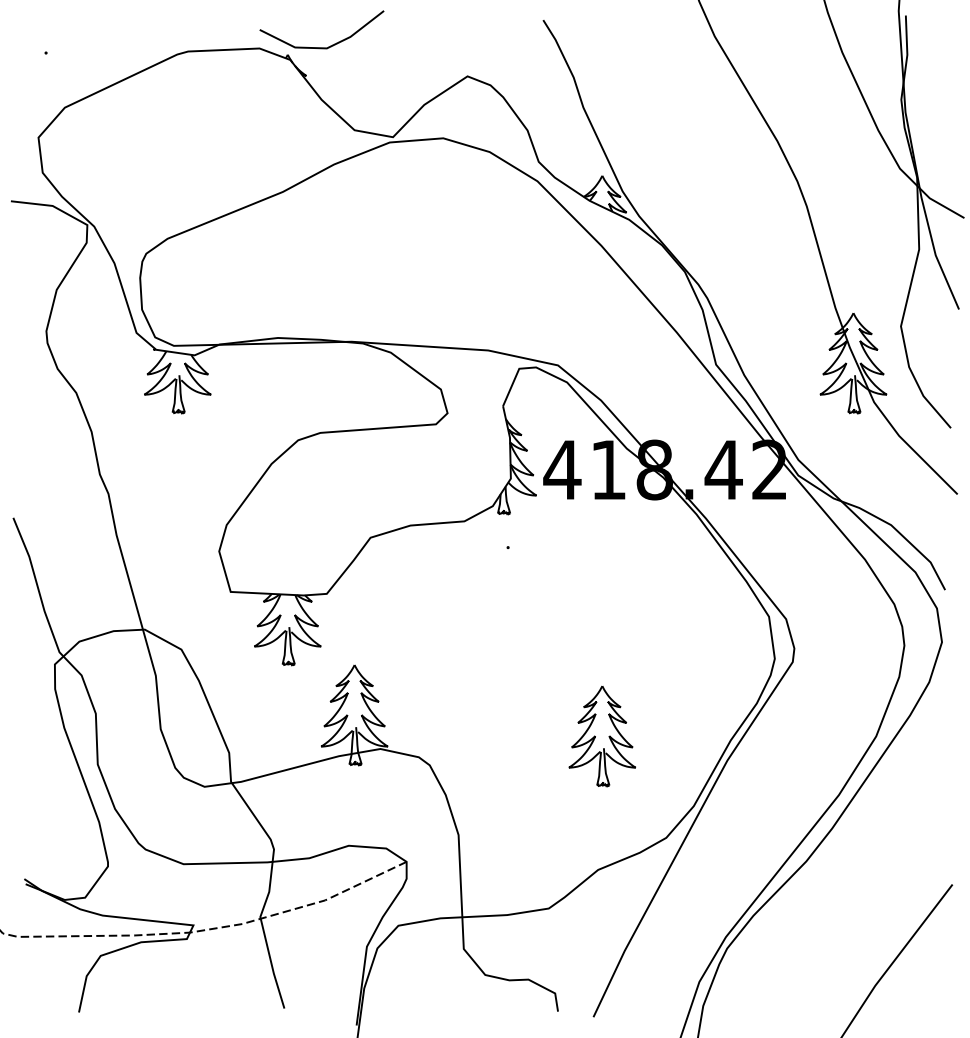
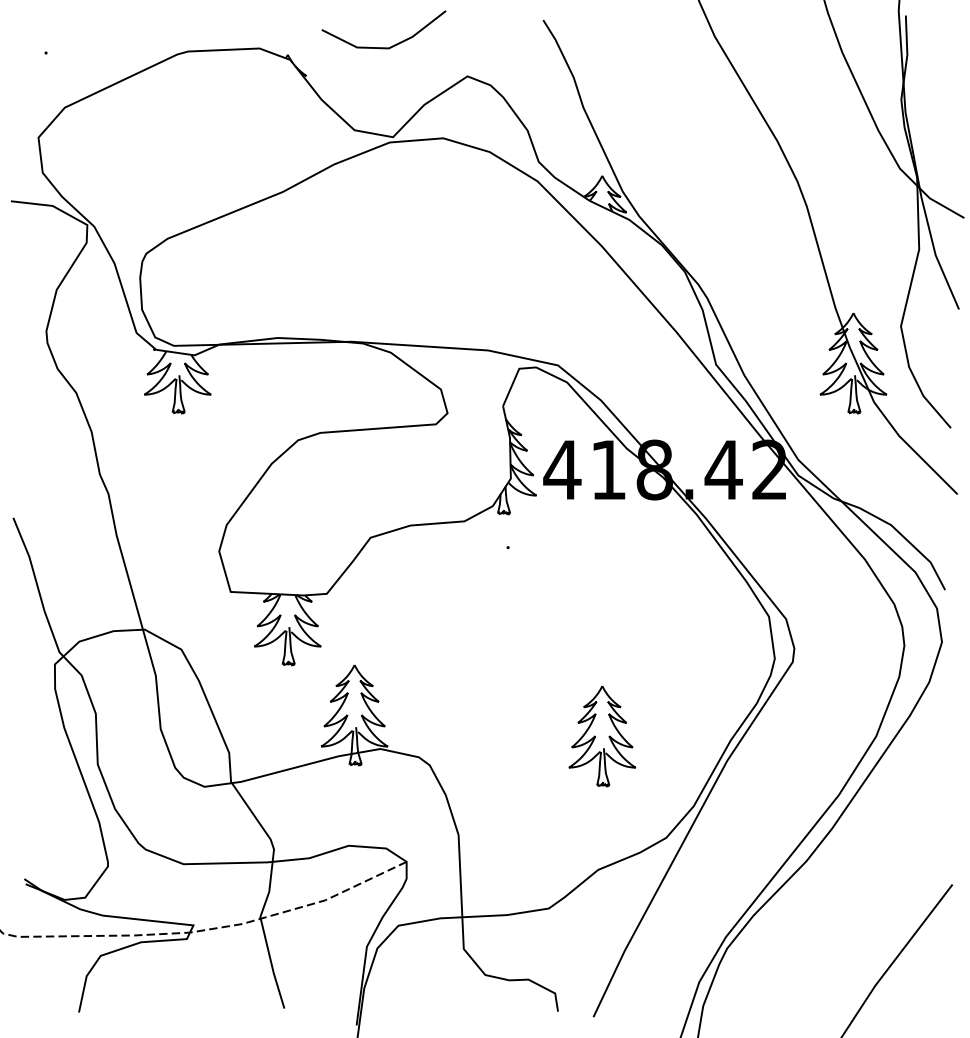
line position: (321, 47) -> (383, 47) (383, 47)
